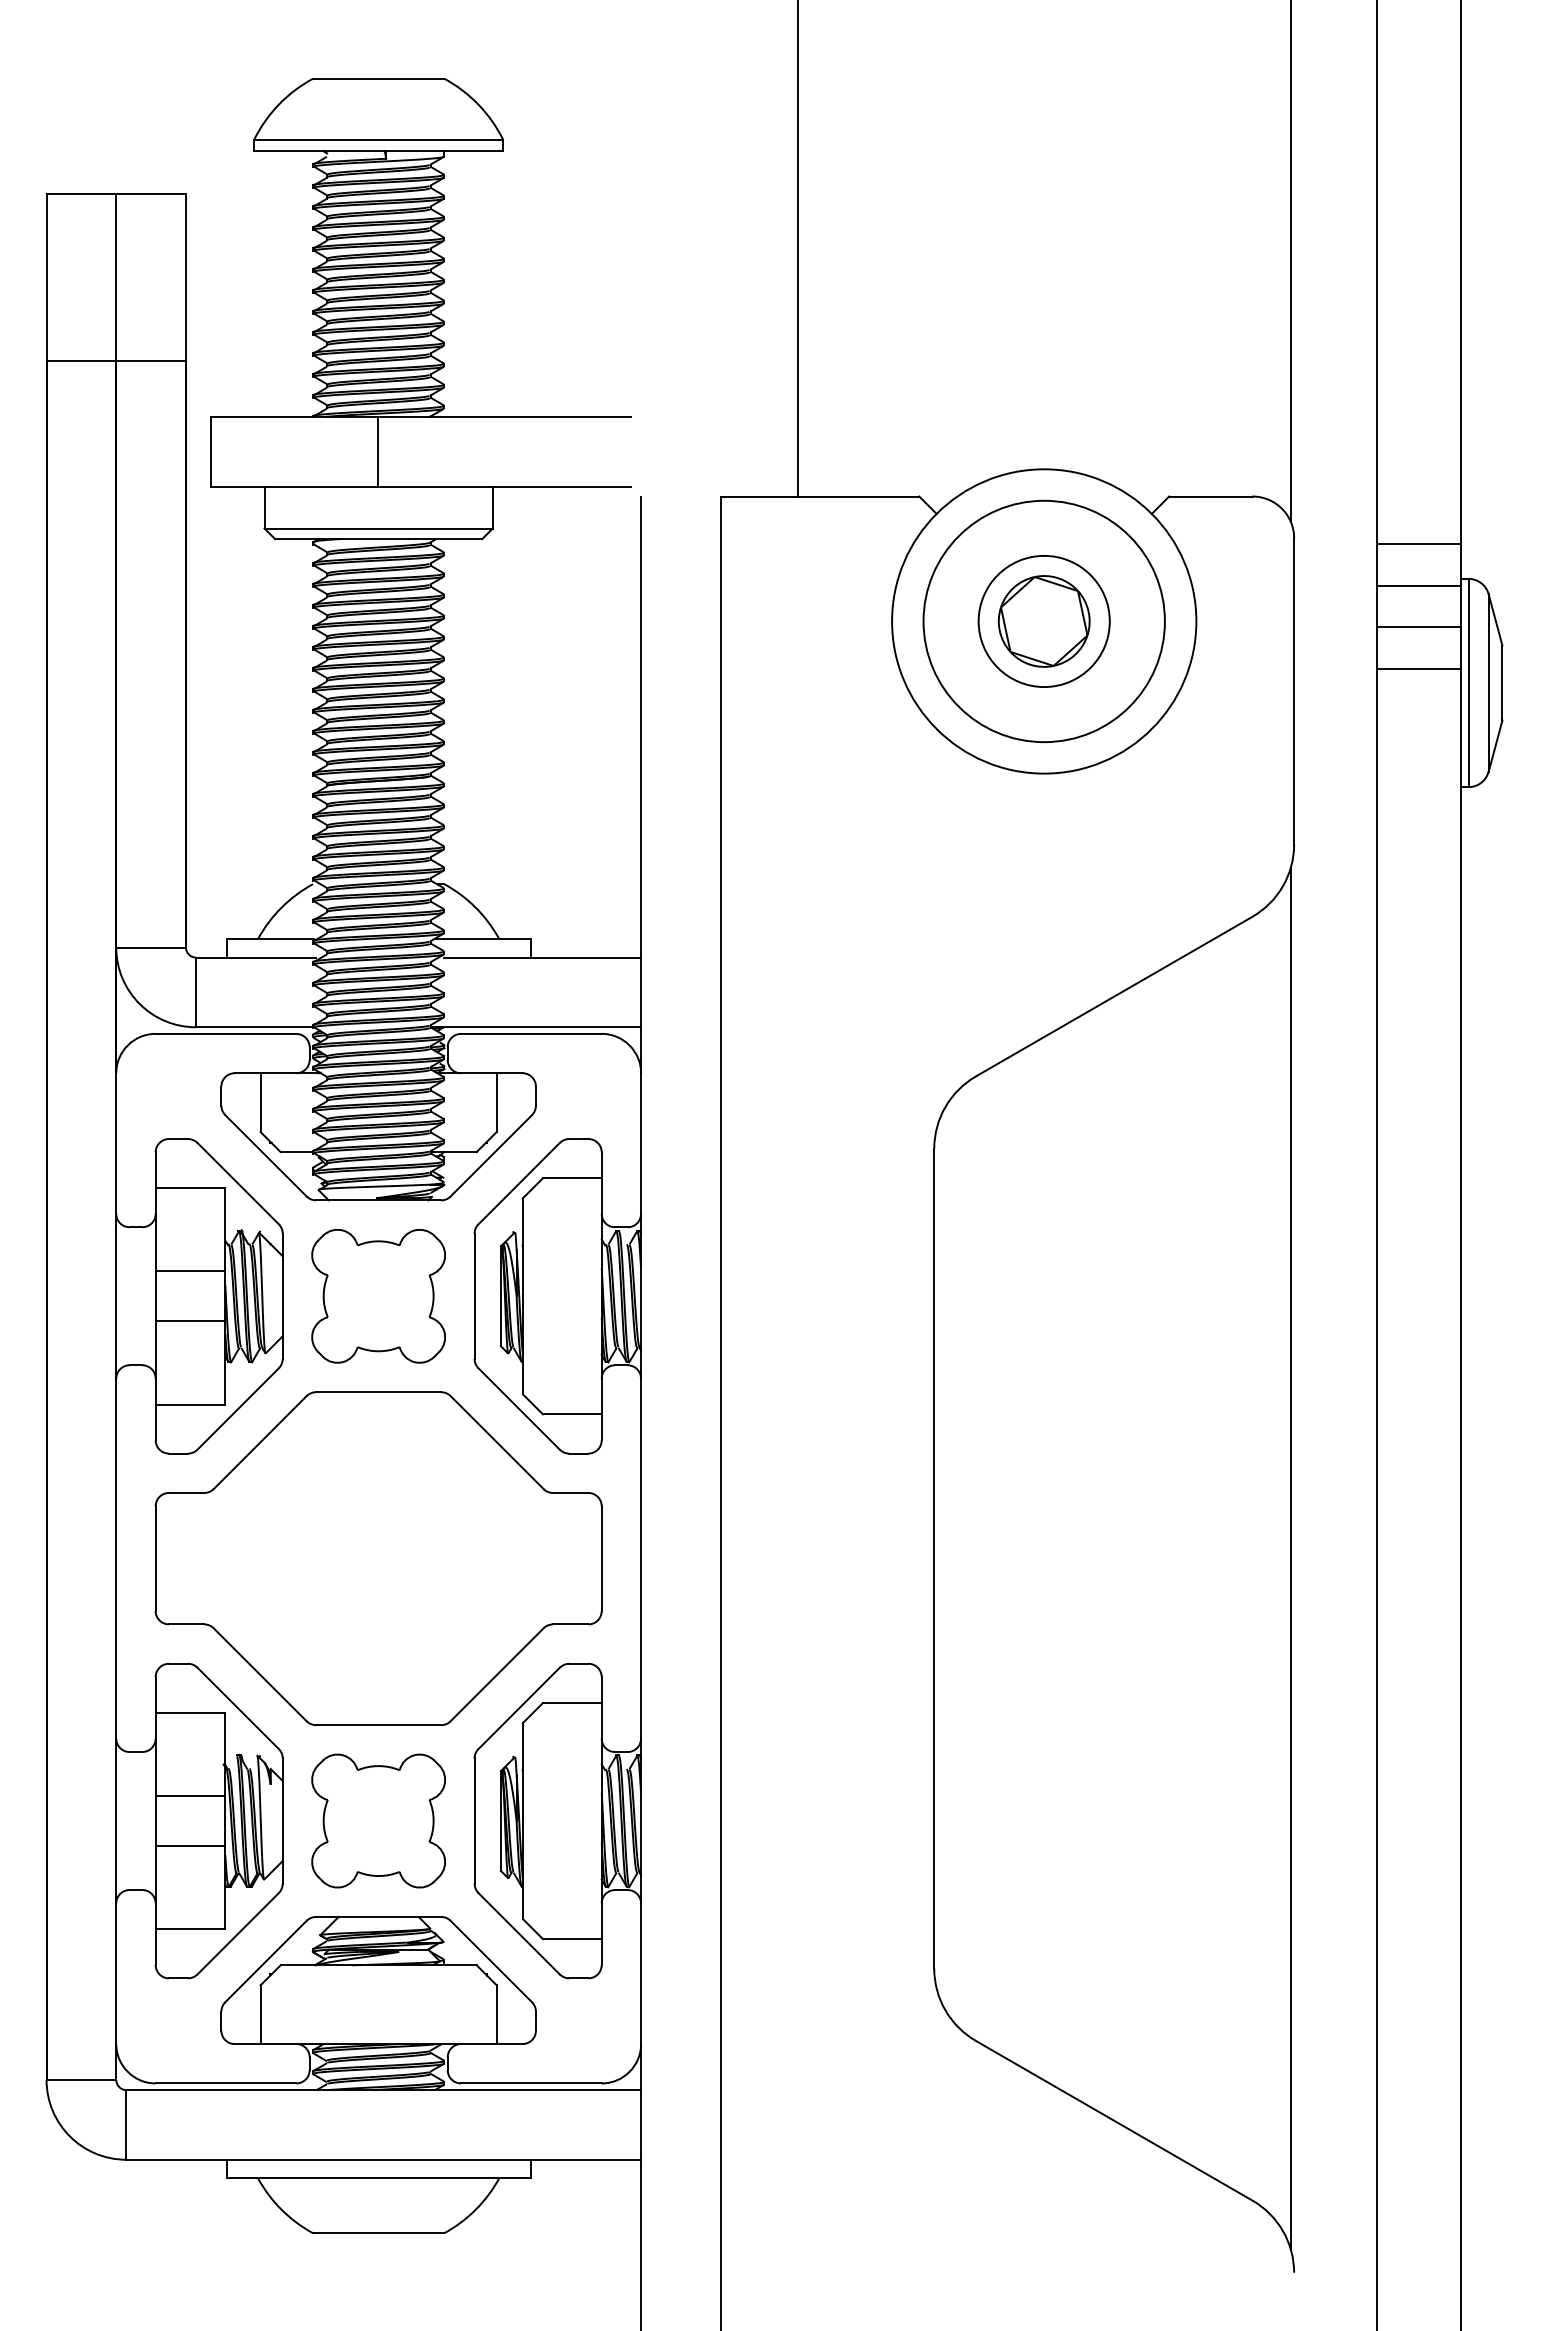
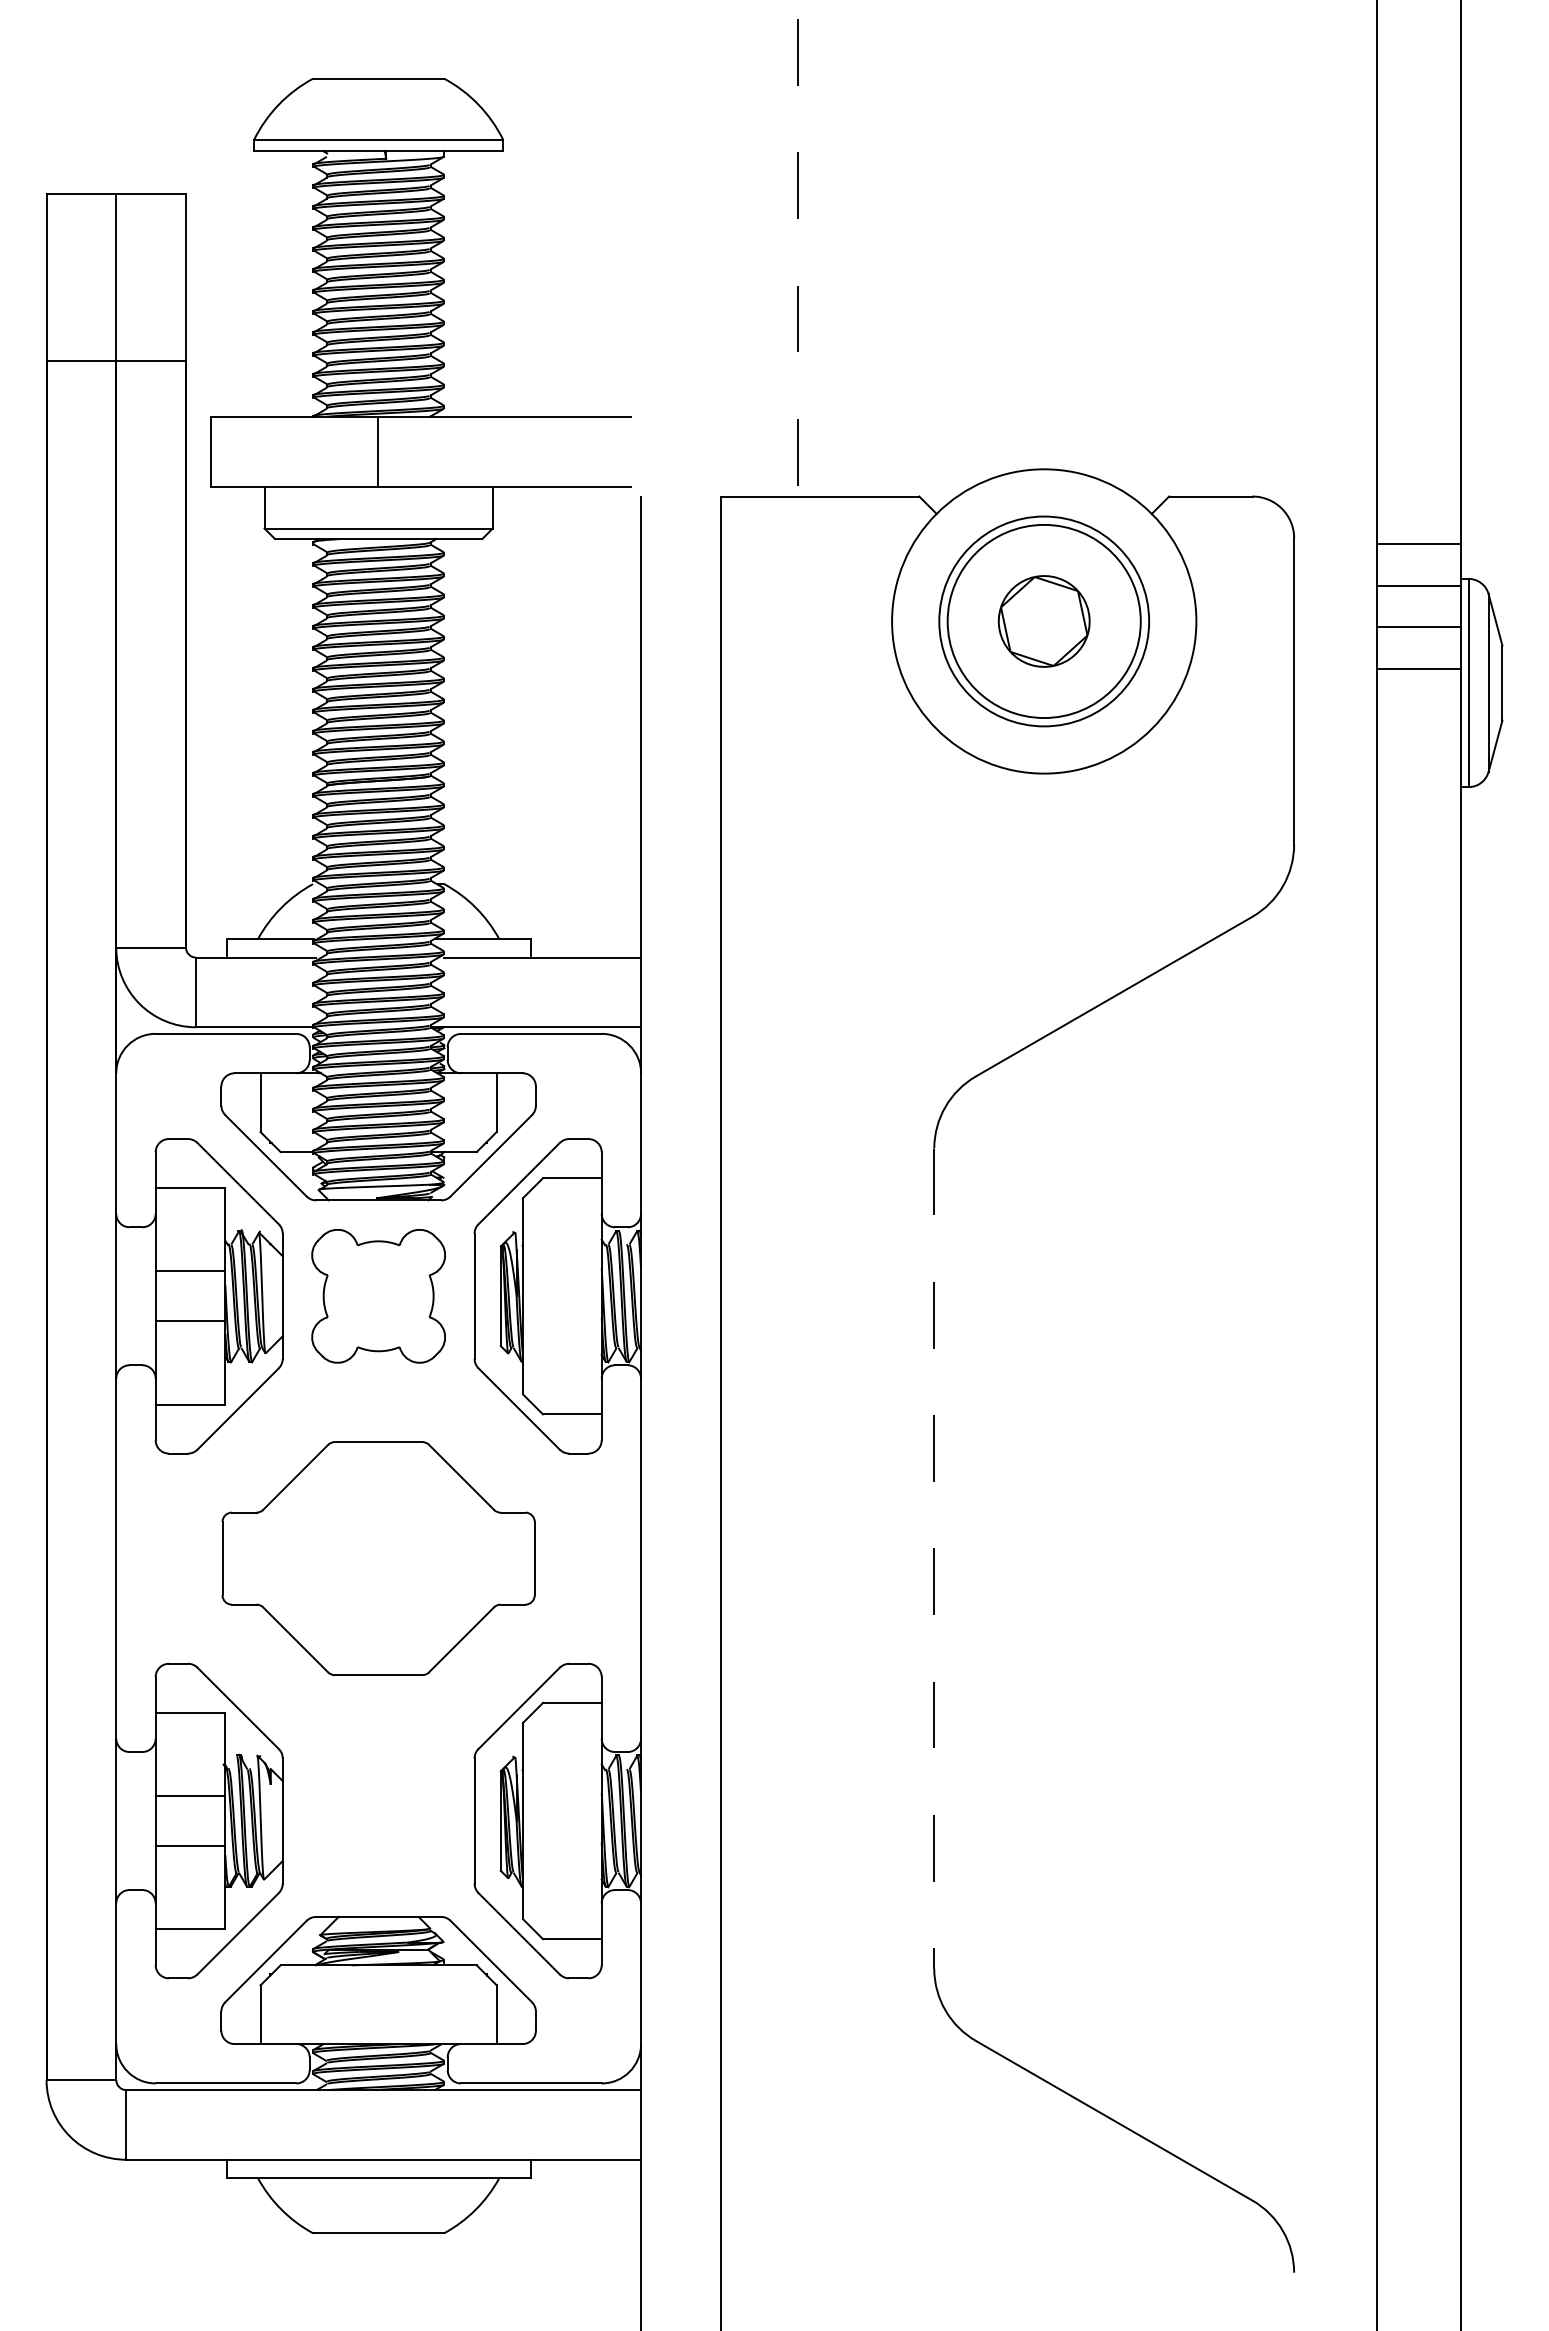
line: solid -> dashed (797, 248)
line: present -> none (1290, 261)
circle diameter: 131 px -> 210 px (1044, 621)
circle diameter: 241 px -> 193 px (1043, 621)
part size: 449x335 px -> 315x235 px (378, 1558)
line: present -> none (1290, 1558)
line: solid -> dashed (934, 1559)
part: present -> none (378, 1820)
